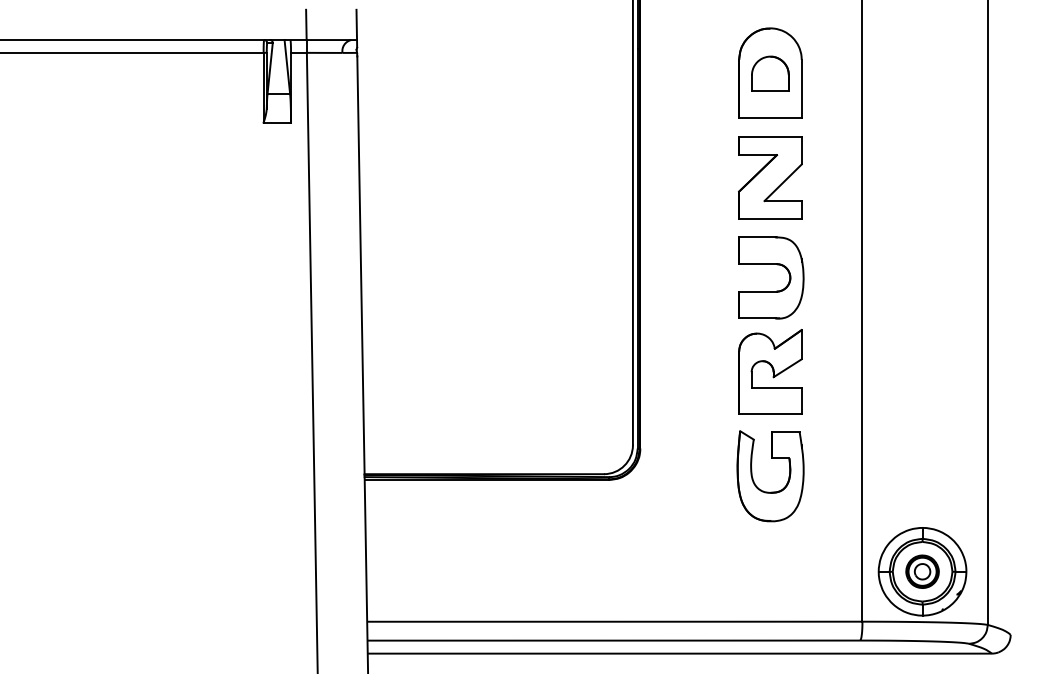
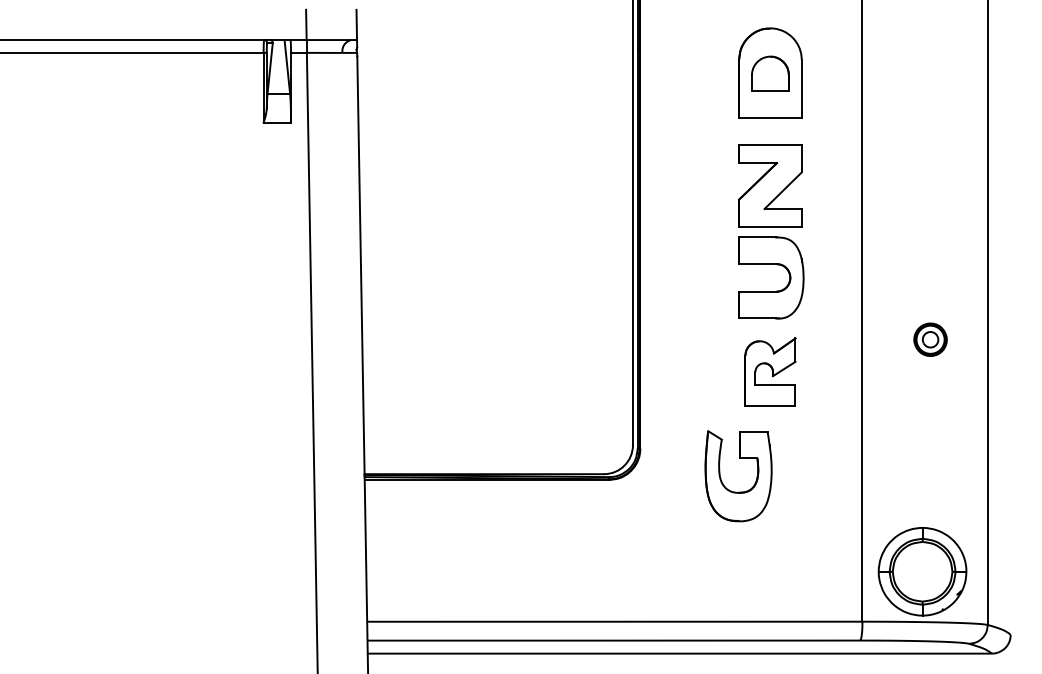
part position: (770, 177) -> (770, 185) (770, 185)
part size: 65x86 px -> 53x70 px (770, 371)
part position: (770, 491) -> (738, 491) (738, 491)
part position: (922, 571) -> (930, 339) (930, 339)
